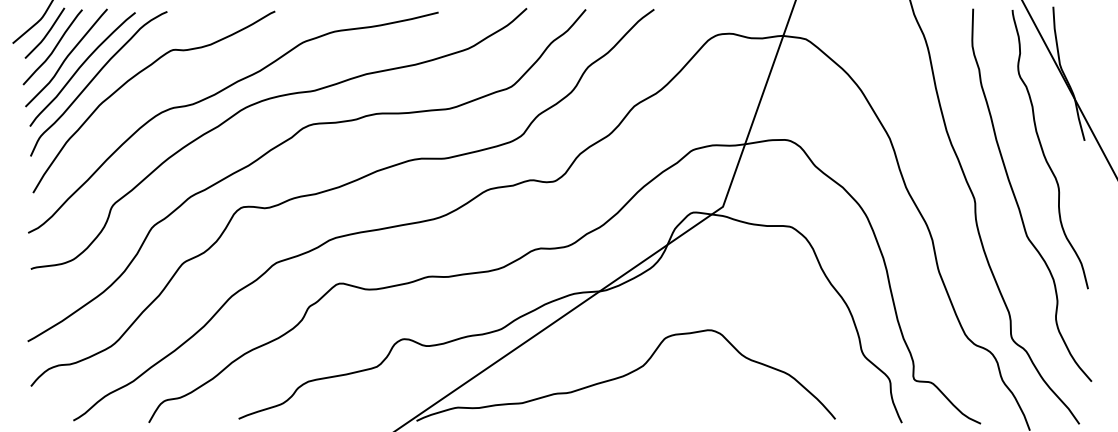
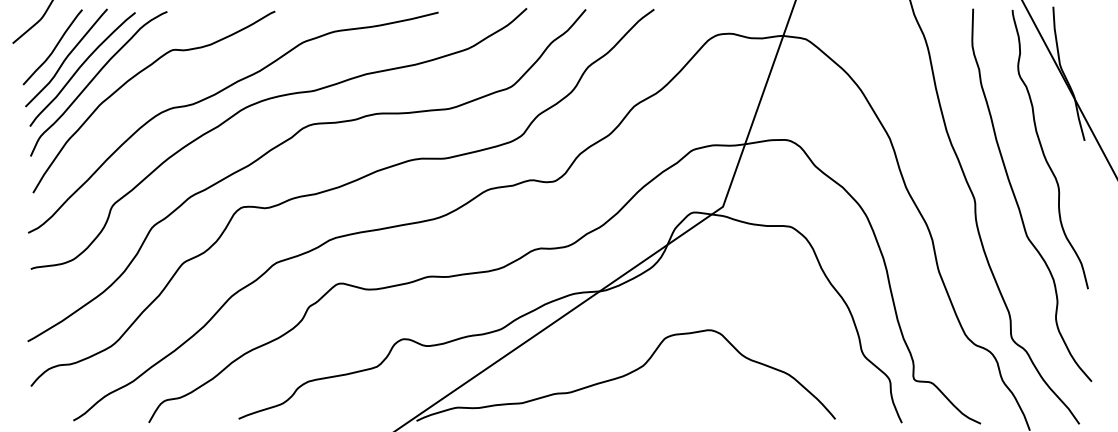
line: present -> none (46, 33)
